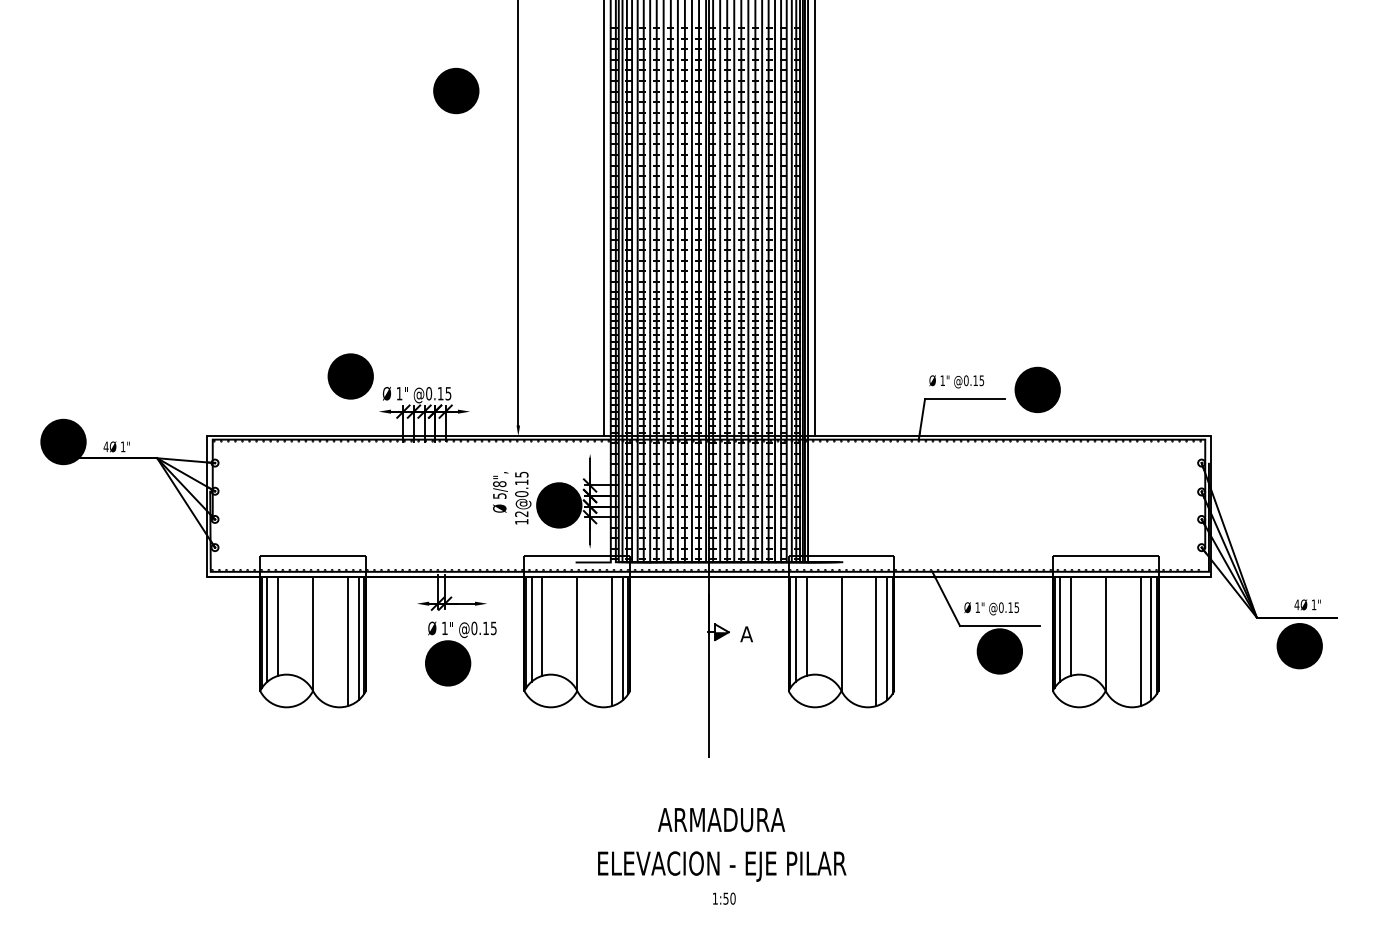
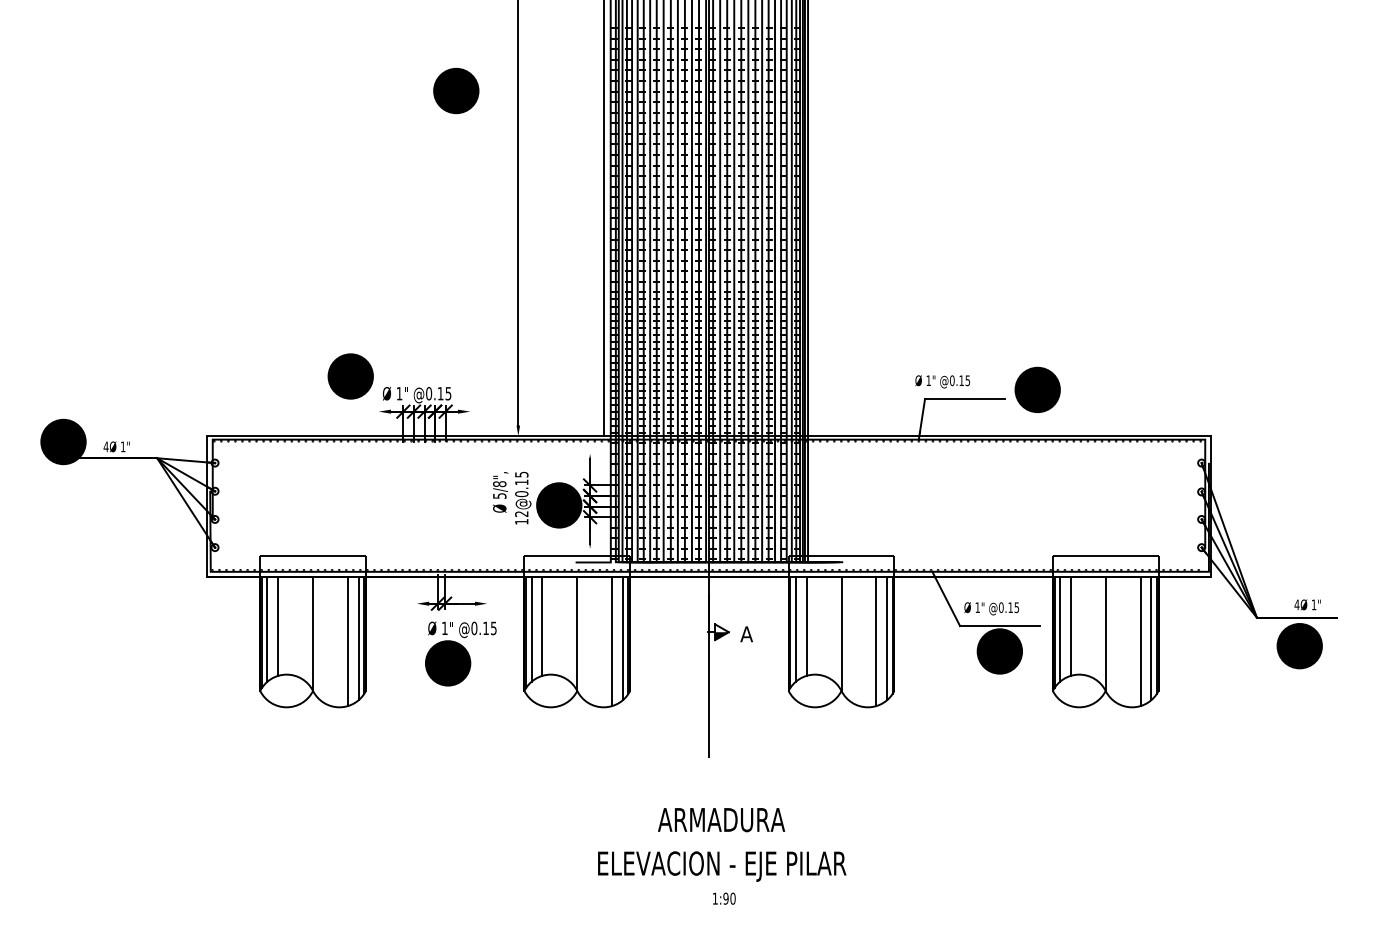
line: present -> none (815, 219)
text position: (956, 381) -> (942, 381) (942, 381)
text: 1:50 -> 1:90 (725, 898)
